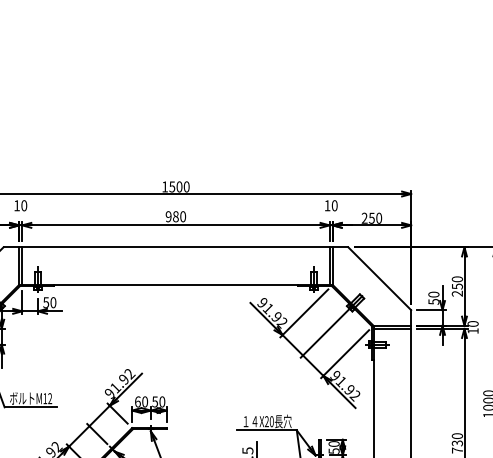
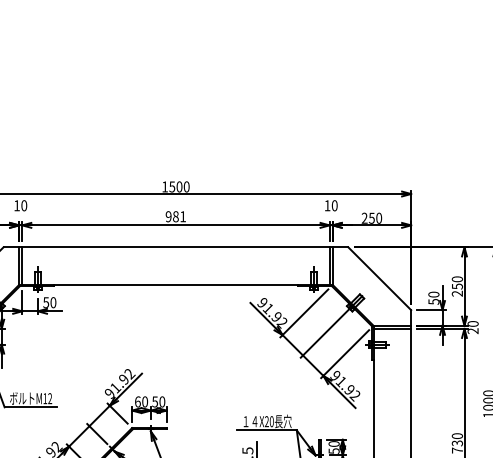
text: 980 -> 981 (183, 216)
text: 10 -> 20 (472, 331)
